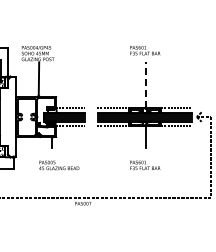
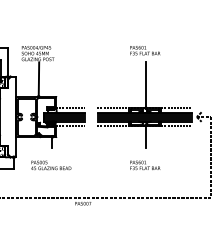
line: dashed -> solid (146, 84)
text position: (59, 165) -> (51, 165) (51, 165)
